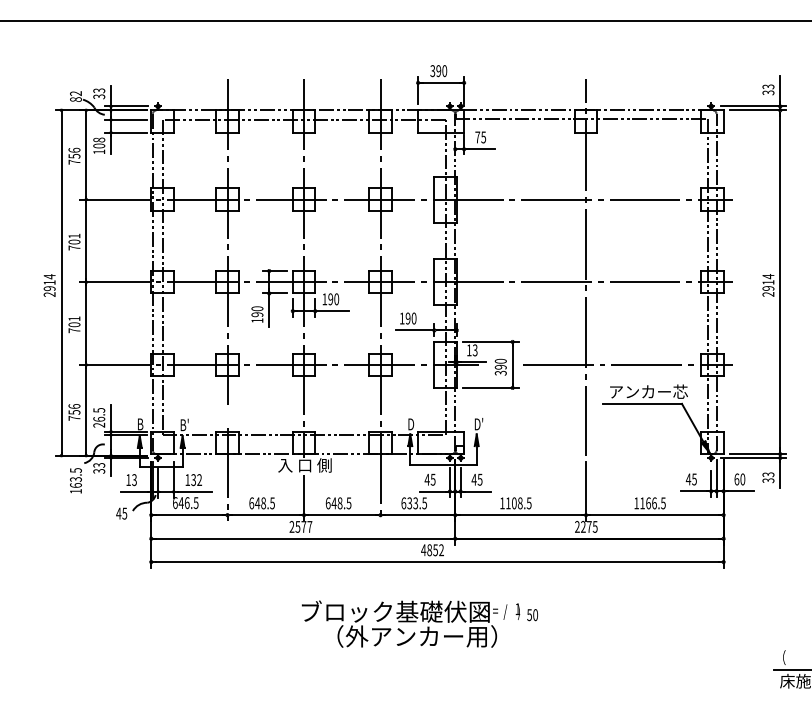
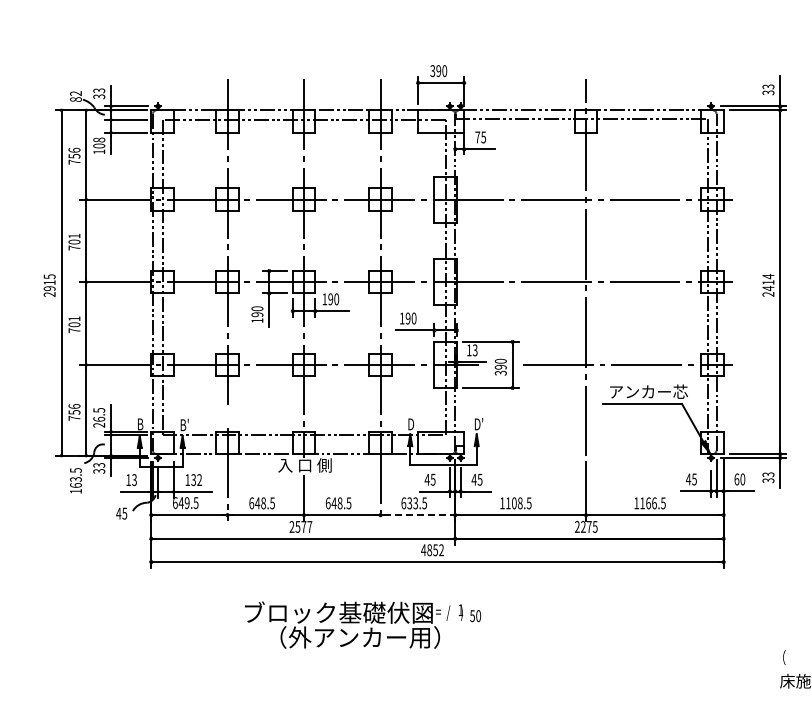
line: present -> none (405, 21)
text: 2914 -> 2915 (49, 276)
text: 2914 -> 2414 (768, 288)
text: 646.5 -> 649.5 (186, 503)
line: solid -> dashed (418, 515)
text position: (419, 623) -> (362, 624) (362, 624)
line: present -> none (791, 669)
